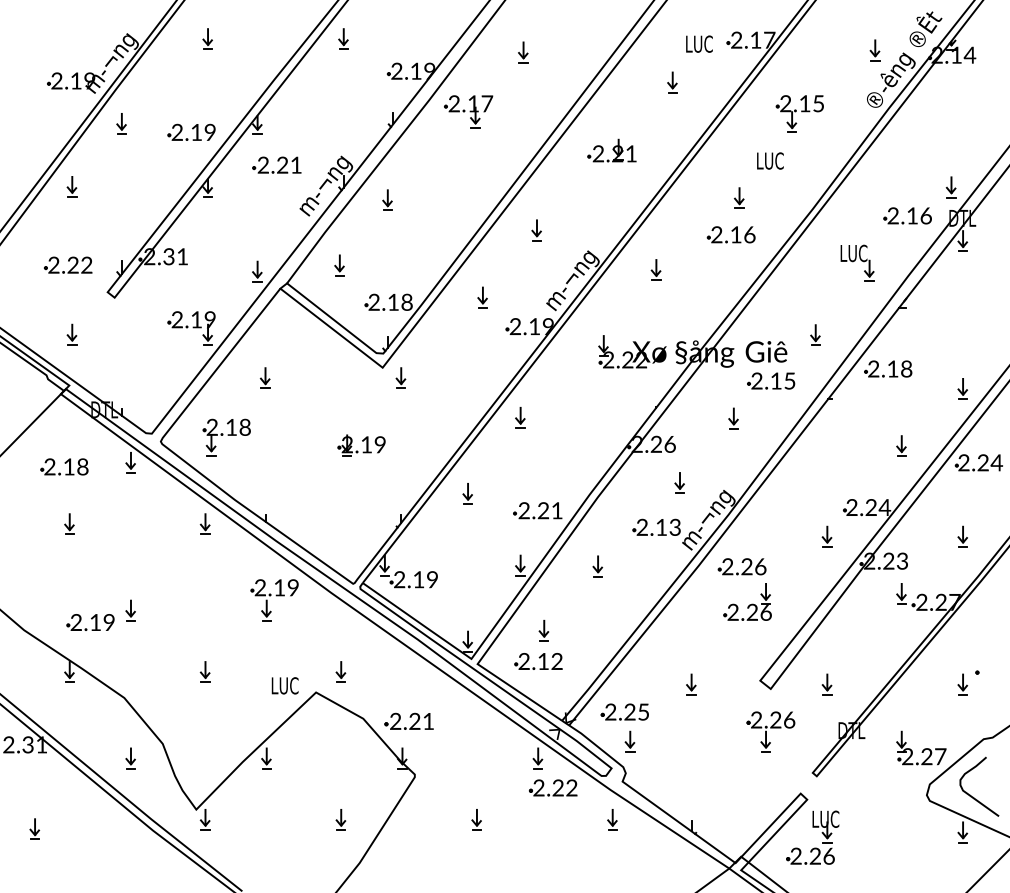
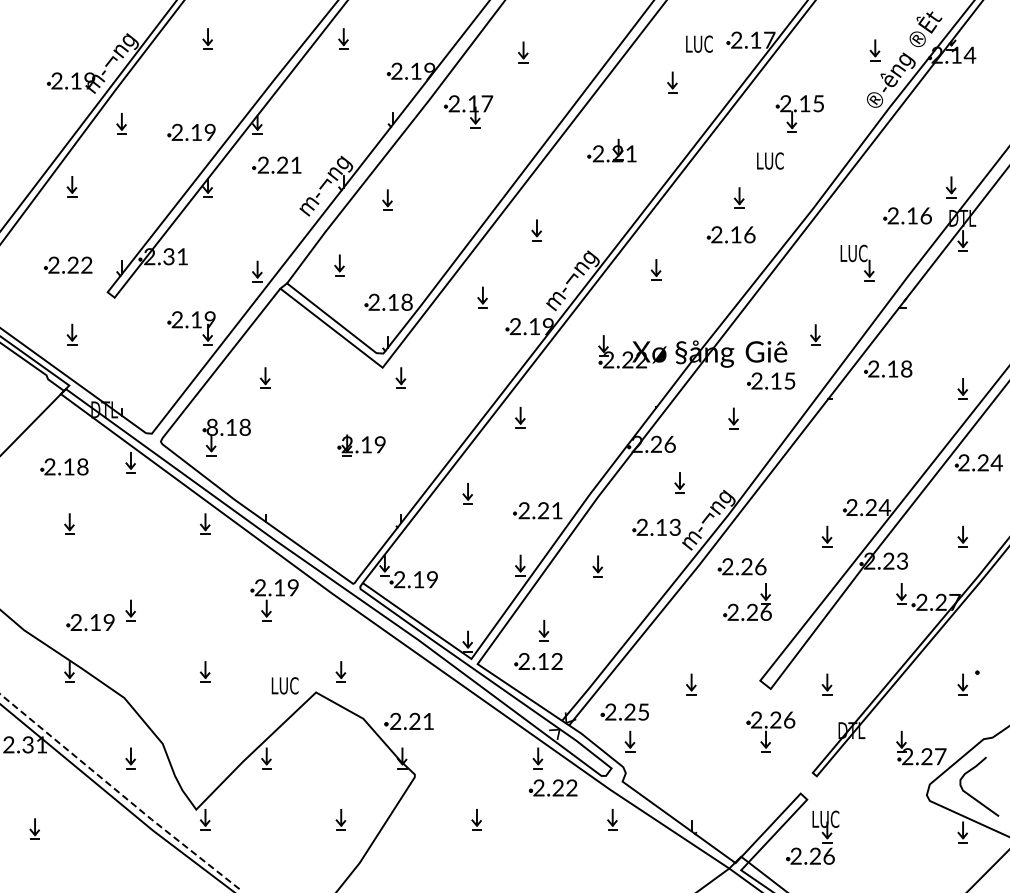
text: 2.18 -> 8.18 (211, 427)
part: present -> none (901, 445)
line: solid -> dashed (120, 793)
